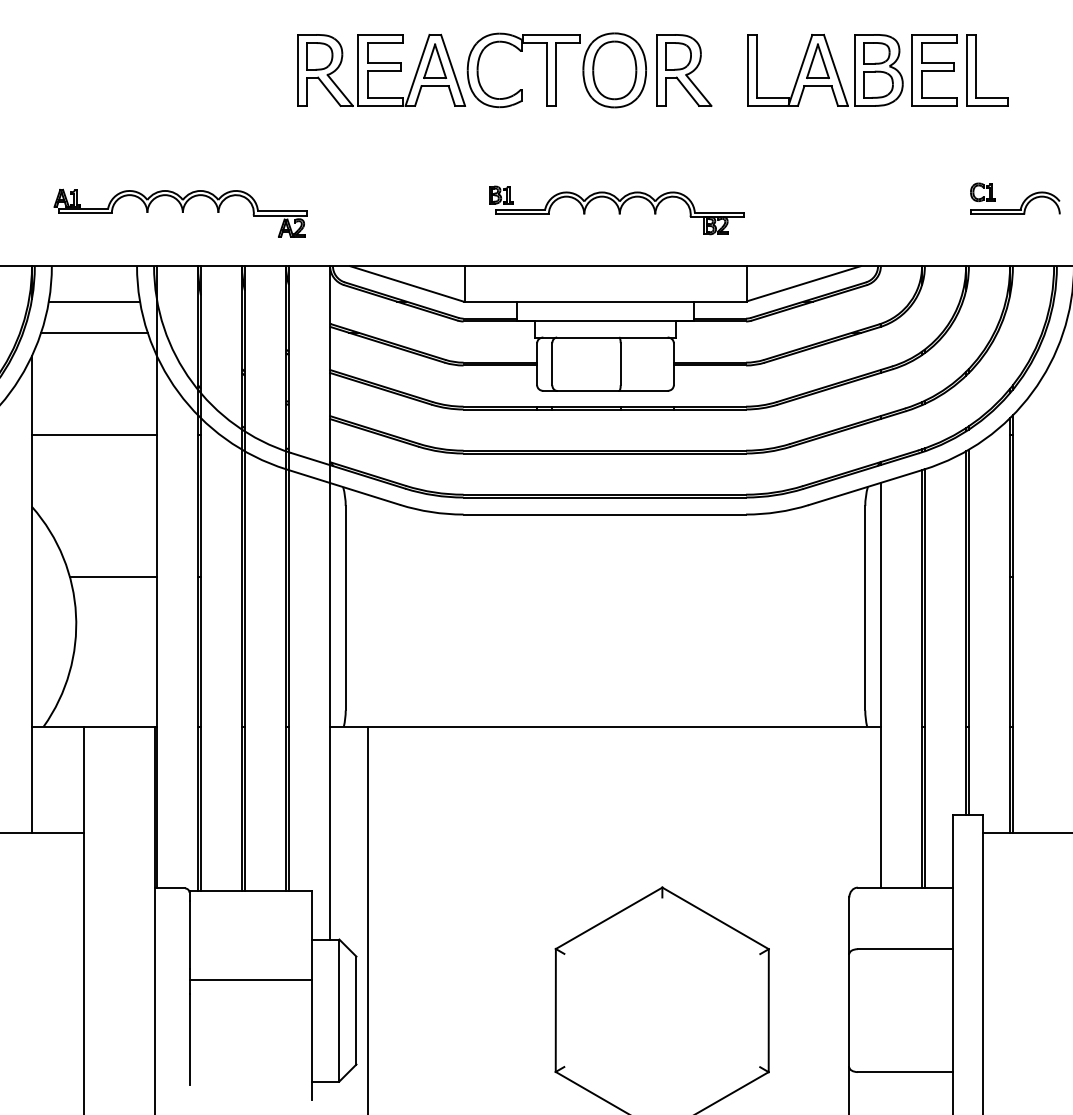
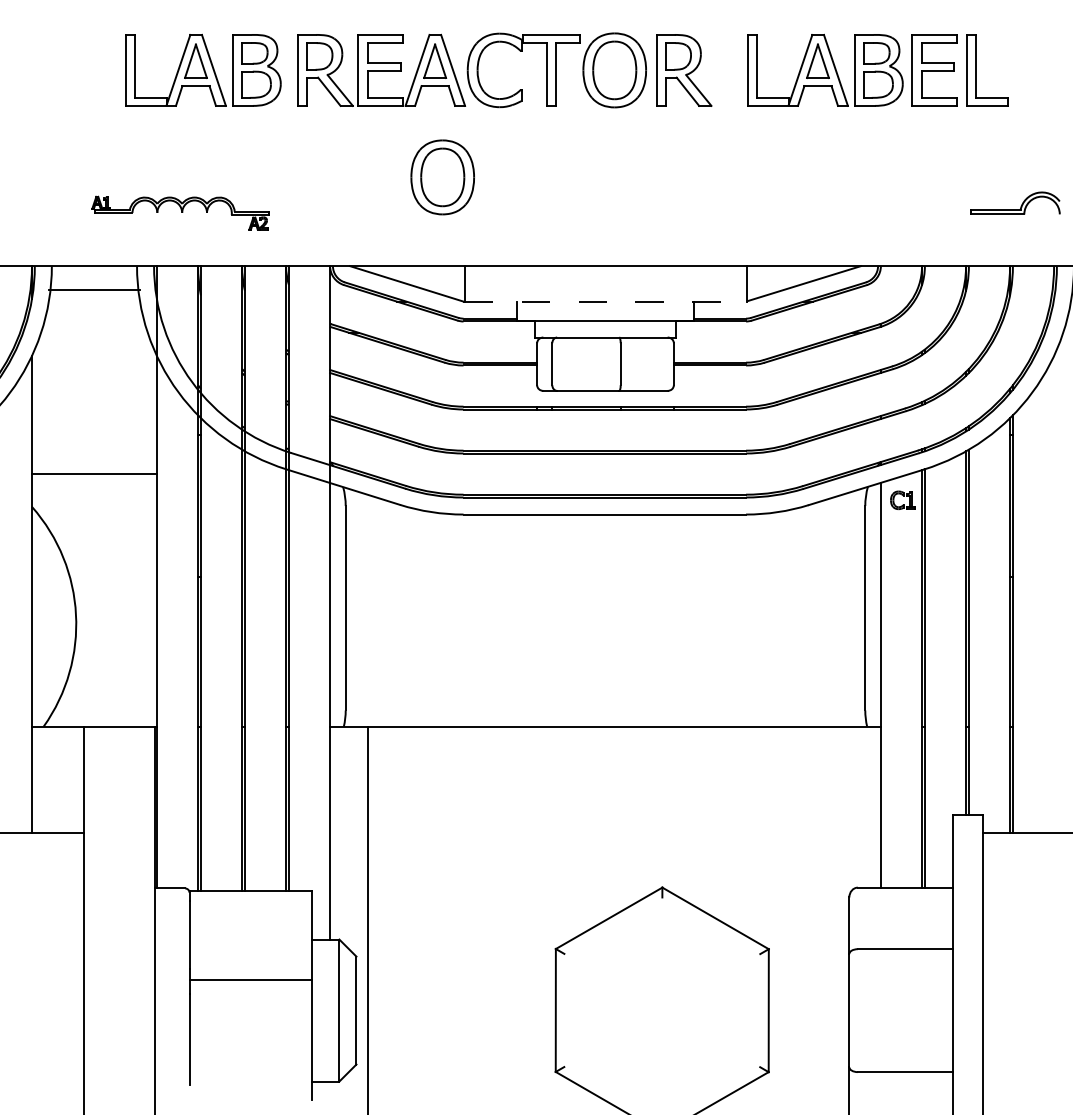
part: none -> present (203, 69)
part: none -> present (442, 177)
part position: (982, 191) -> (902, 499) (902, 499)
part: present -> none (616, 210)
part size: 255x50 px -> 179x36 px (180, 212)
line position: (94, 301) -> (94, 289) (94, 289)
line: solid -> dashed (606, 301)
line: present -> none (94, 332)
line position: (93, 435) -> (93, 474) (93, 474)
line: present -> none (112, 577)
